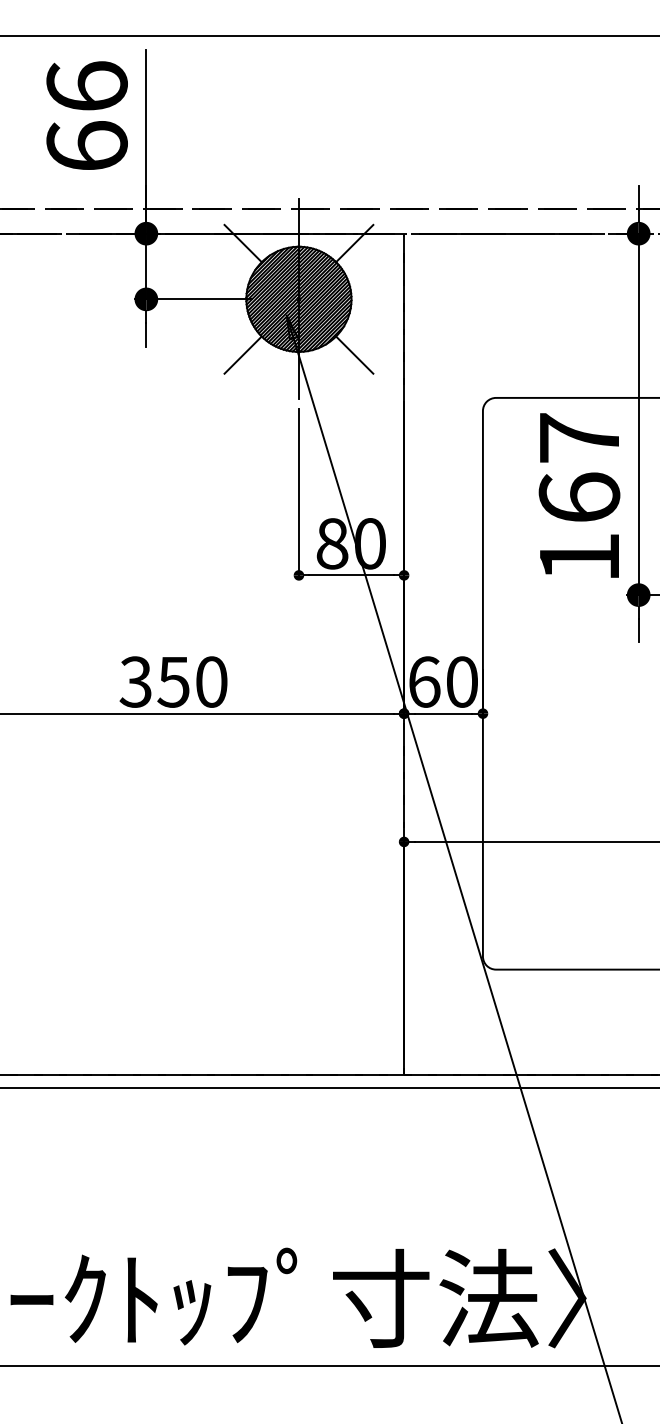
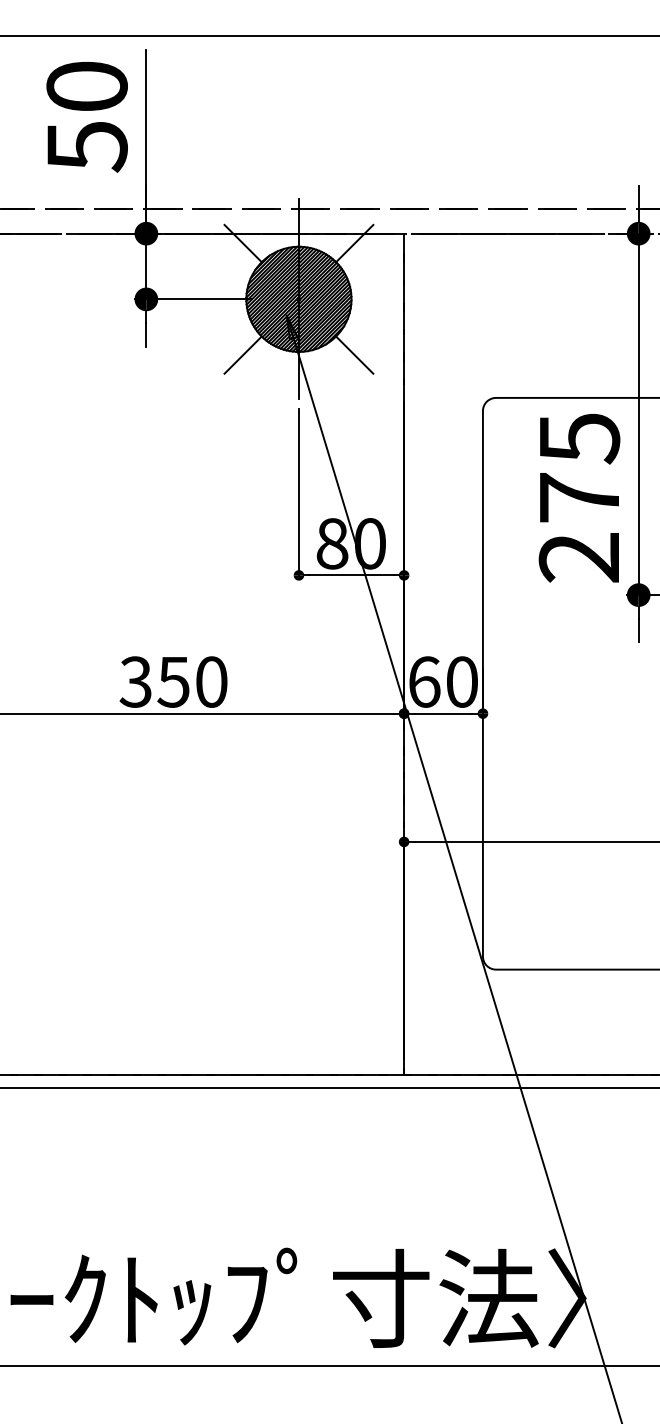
text: 66 -> 50 (86, 116)
text: 167 -> 275 (579, 497)
